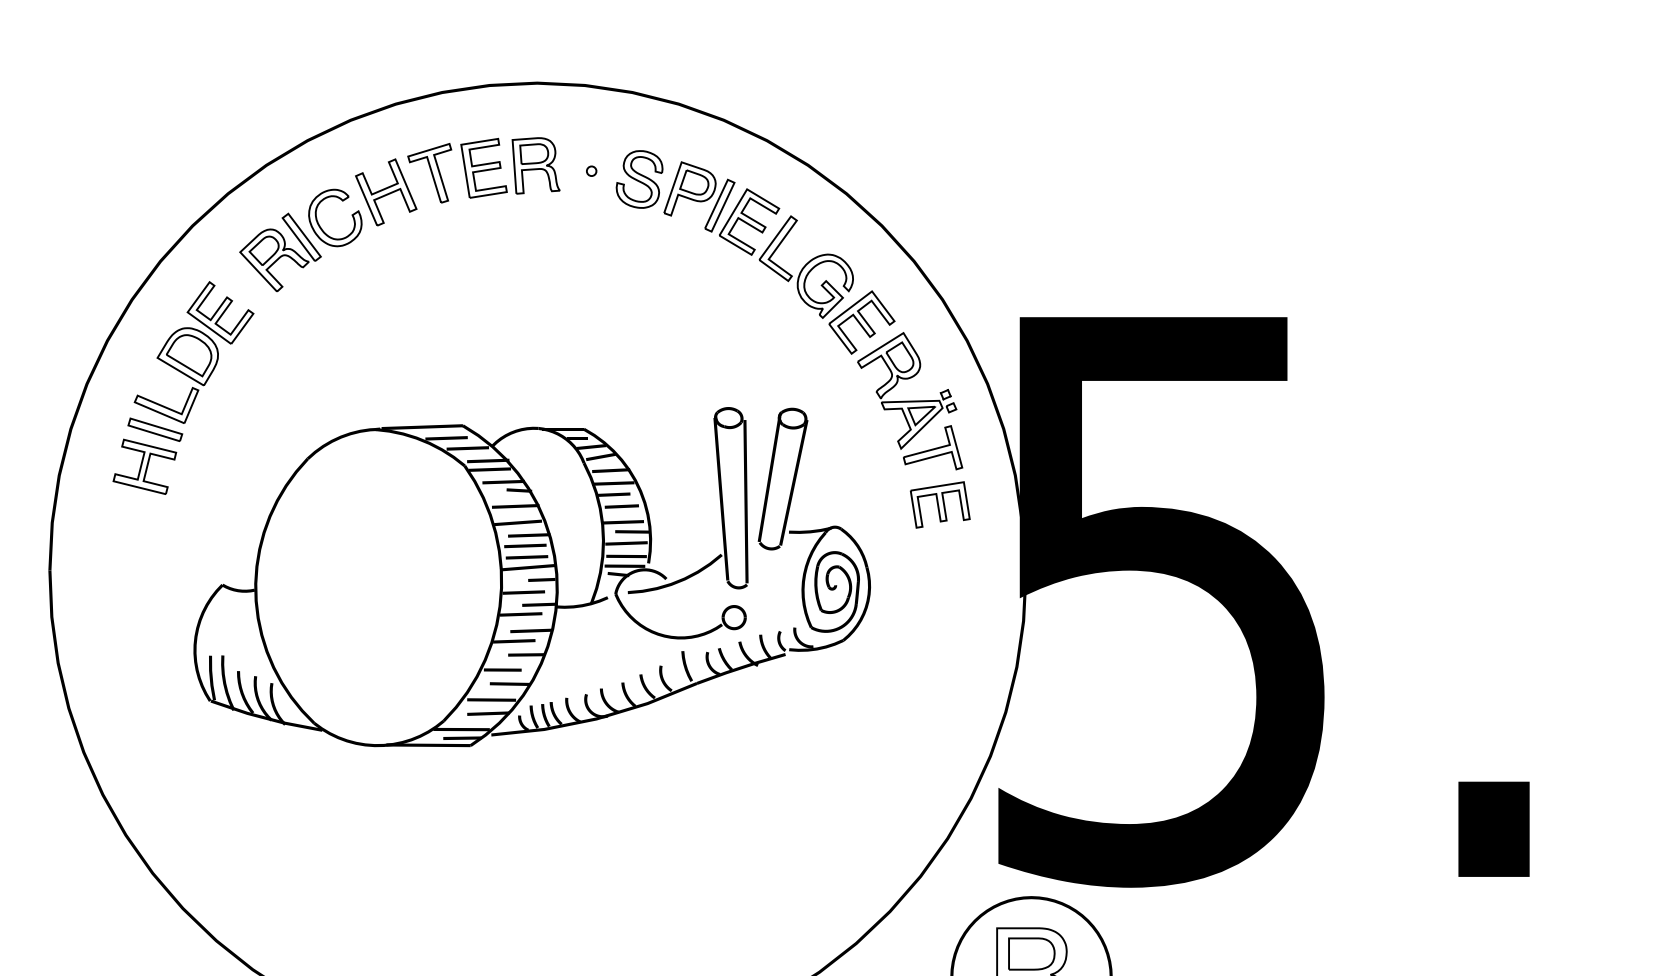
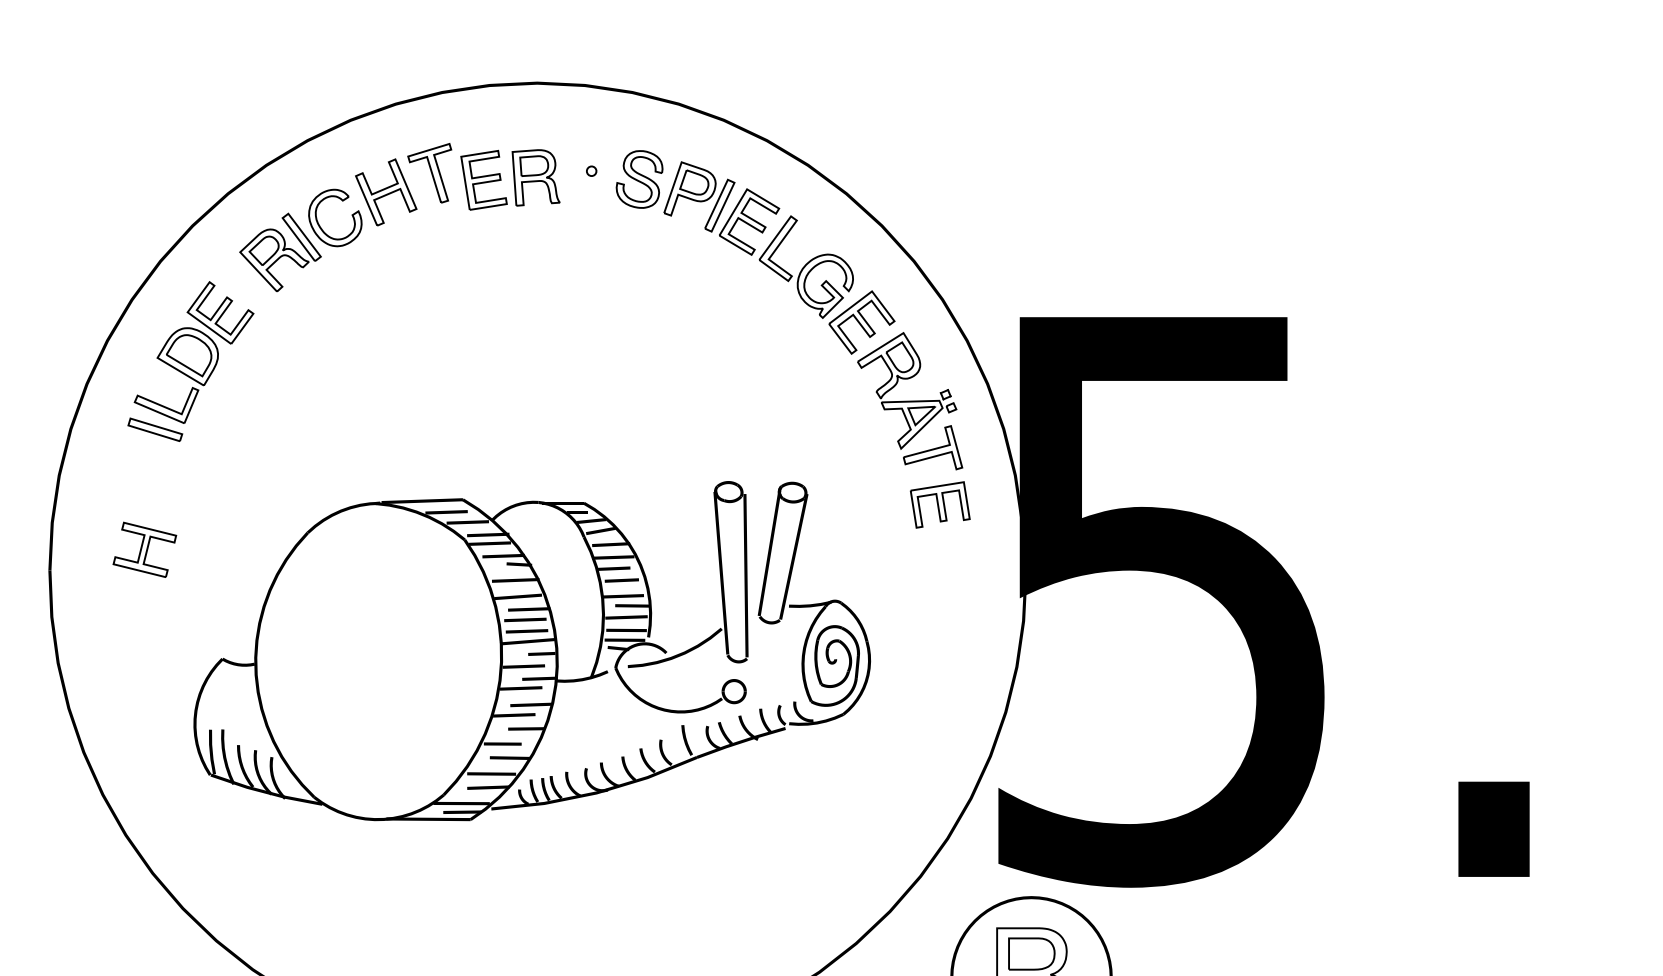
part position: (510, 167) -> (510, 179) (510, 179)
part position: (144, 466) -> (144, 549) (144, 549)
part position: (531, 577) -> (531, 651) (531, 651)
